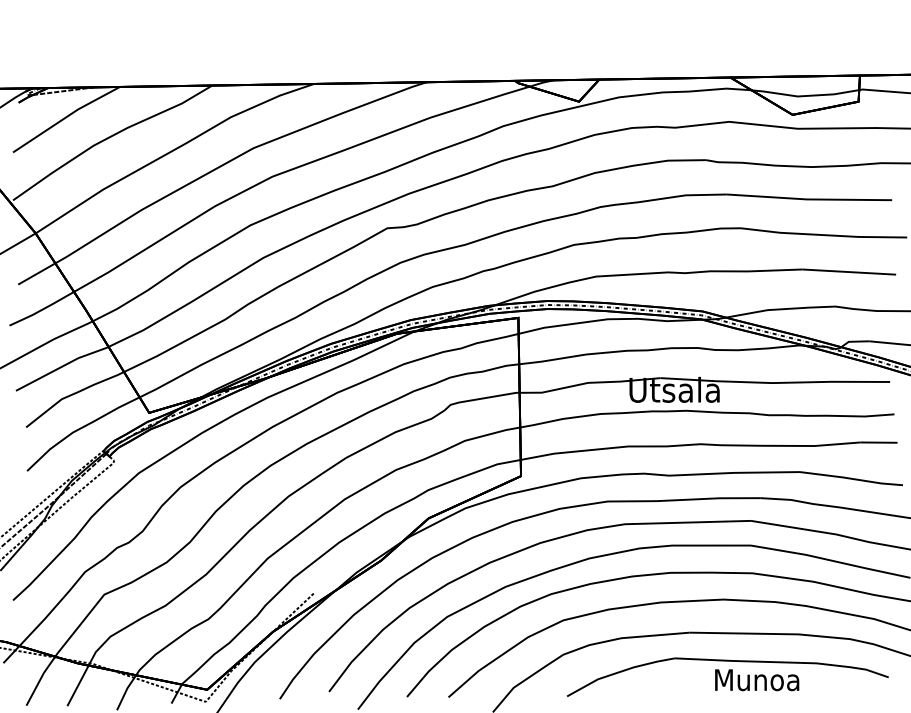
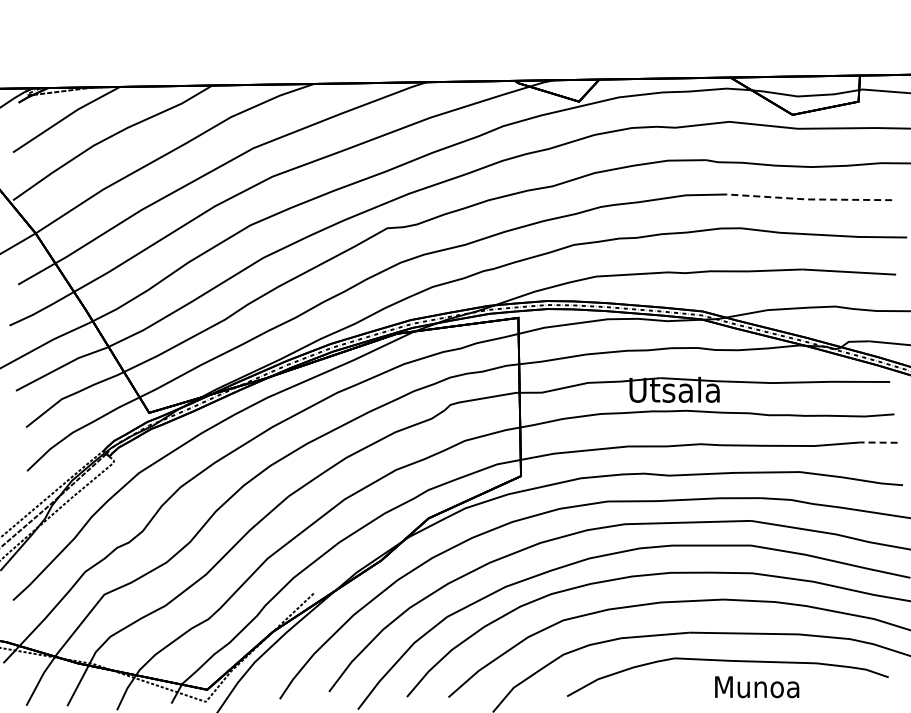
line: solid -> dashed (808, 199)
line: solid -> dashed (878, 442)
text position: (757, 680) -> (757, 687) (757, 687)
